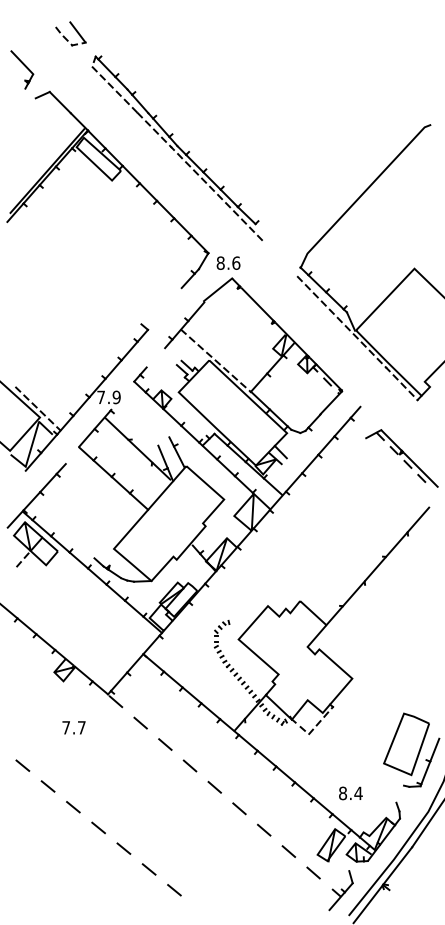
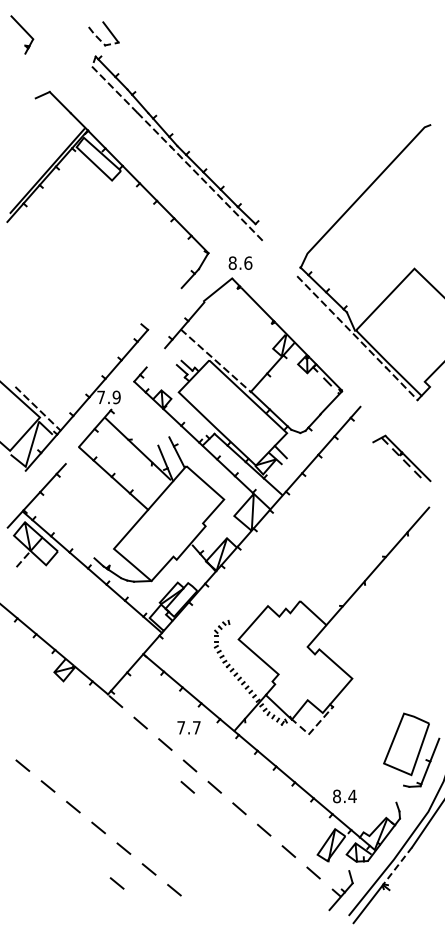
part position: (70, 33) -> (103, 33) (103, 33)
part position: (22, 69) -> (22, 34) (22, 34)
text position: (228, 262) -> (240, 262) (240, 262)
part size: 74x59 px -> 60x49 px (401, 458)
text position: (73, 727) -> (188, 727) (188, 727)
line: none -> present (187, 787)
text position: (350, 793) -> (344, 796) (344, 796)
line: solid -> dashed (397, 866)
line: none -> present (116, 883)
